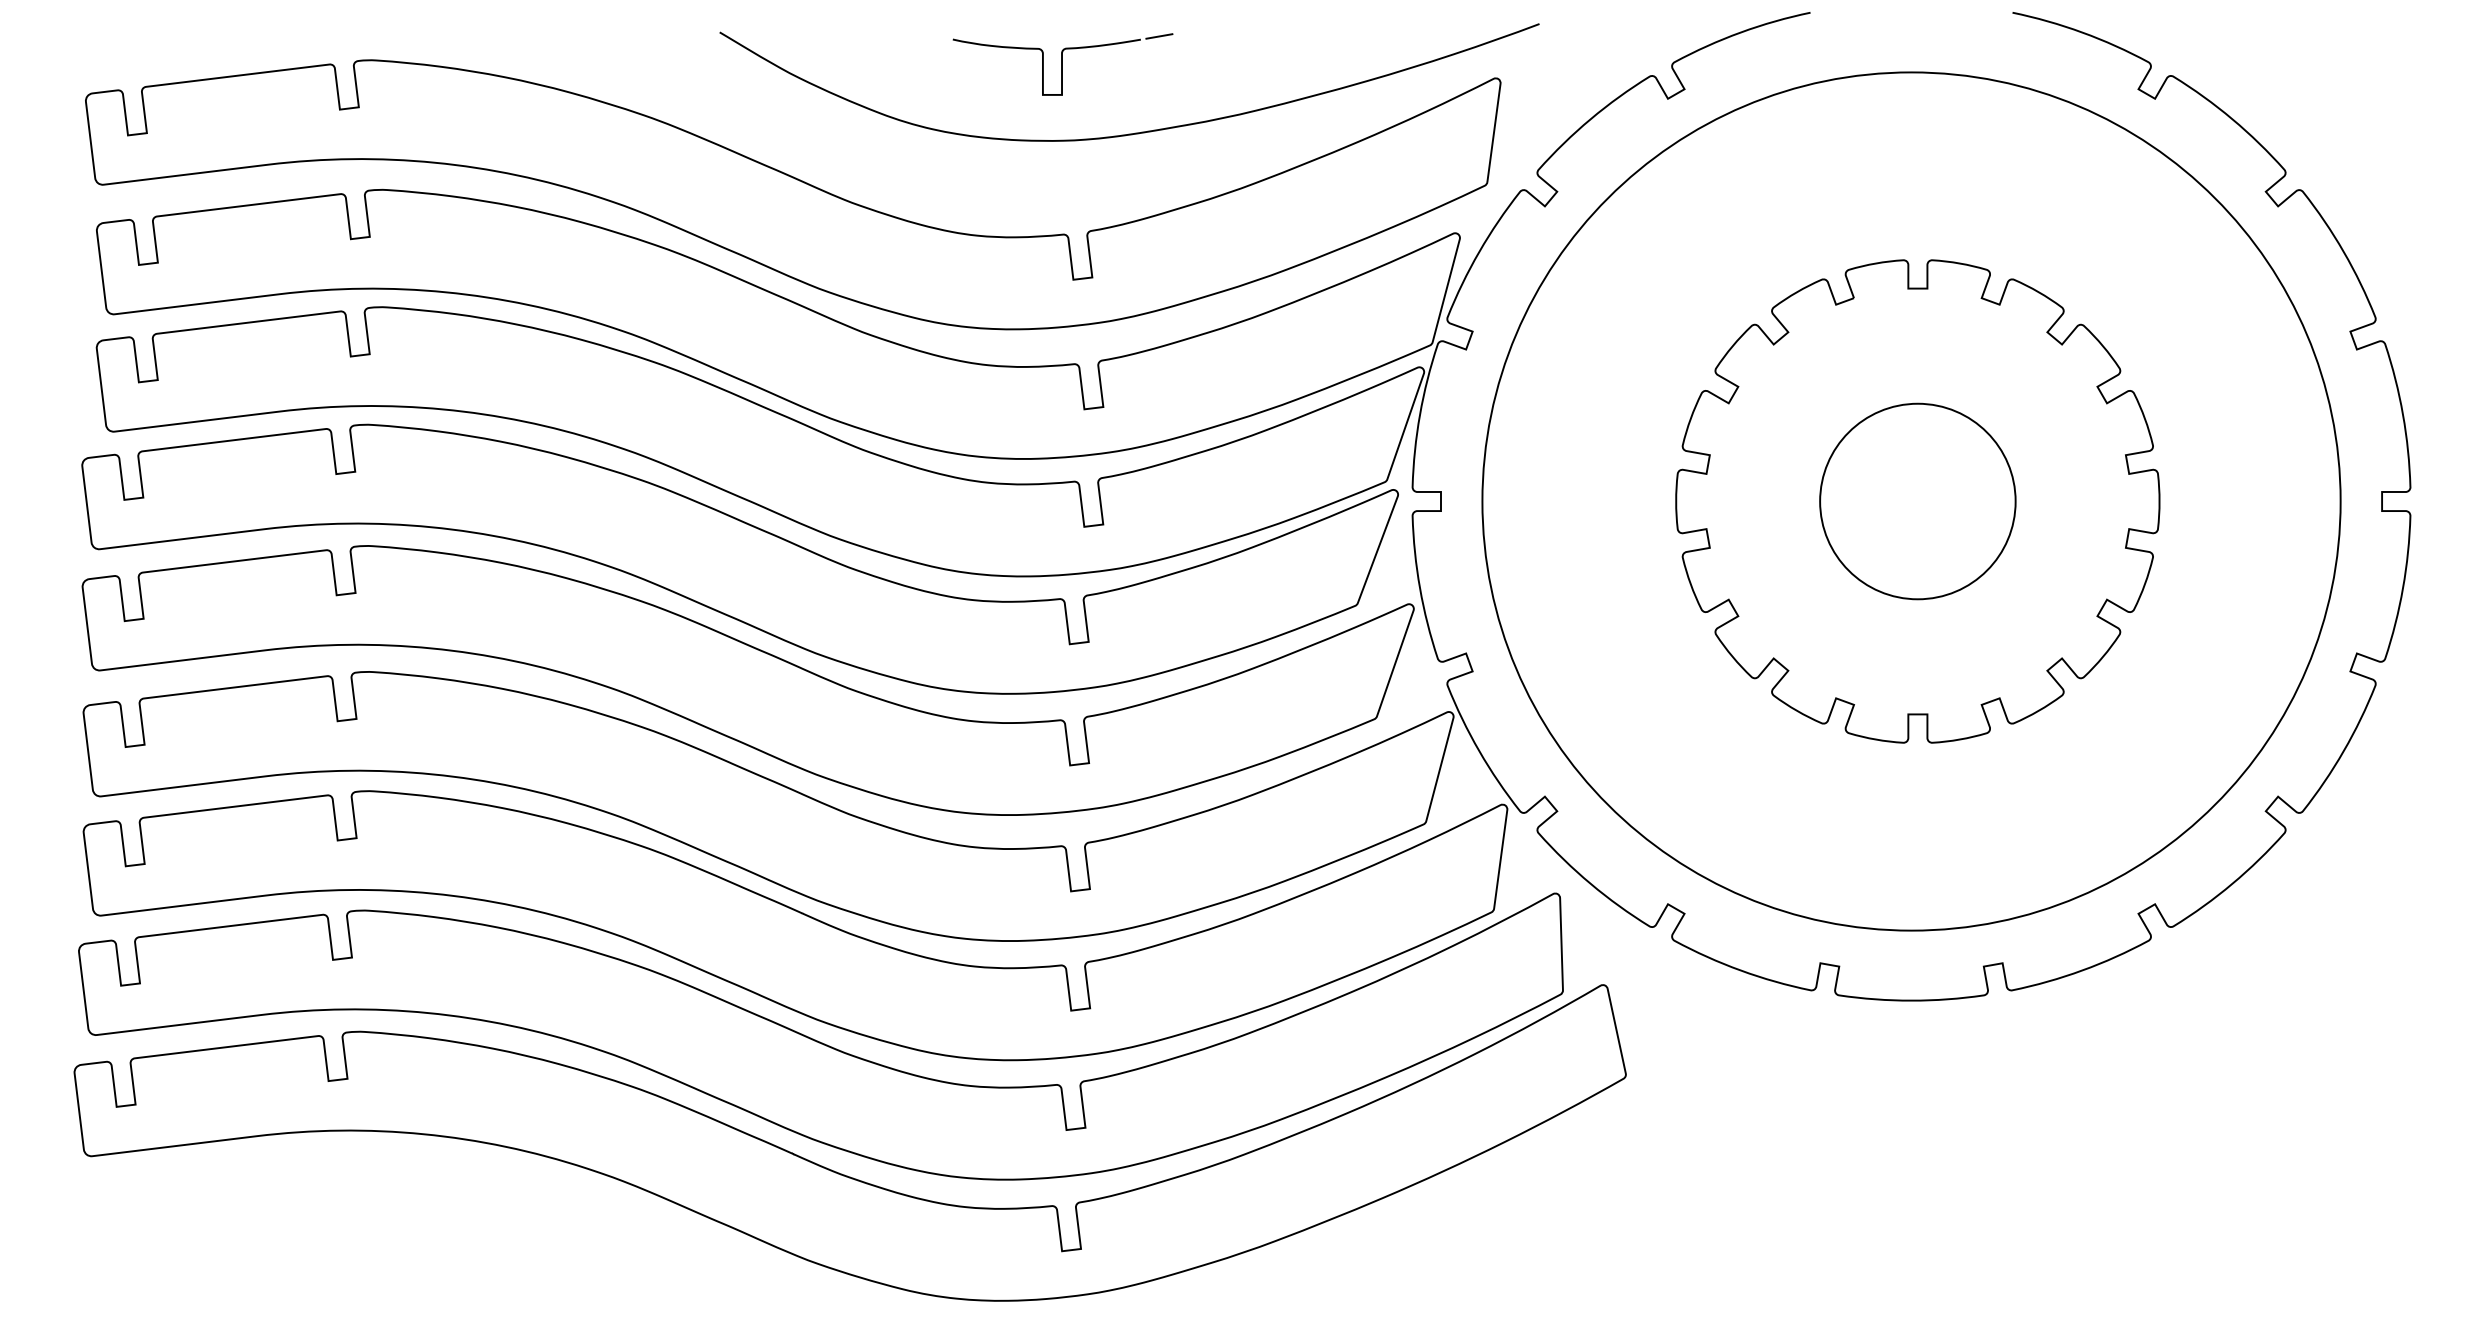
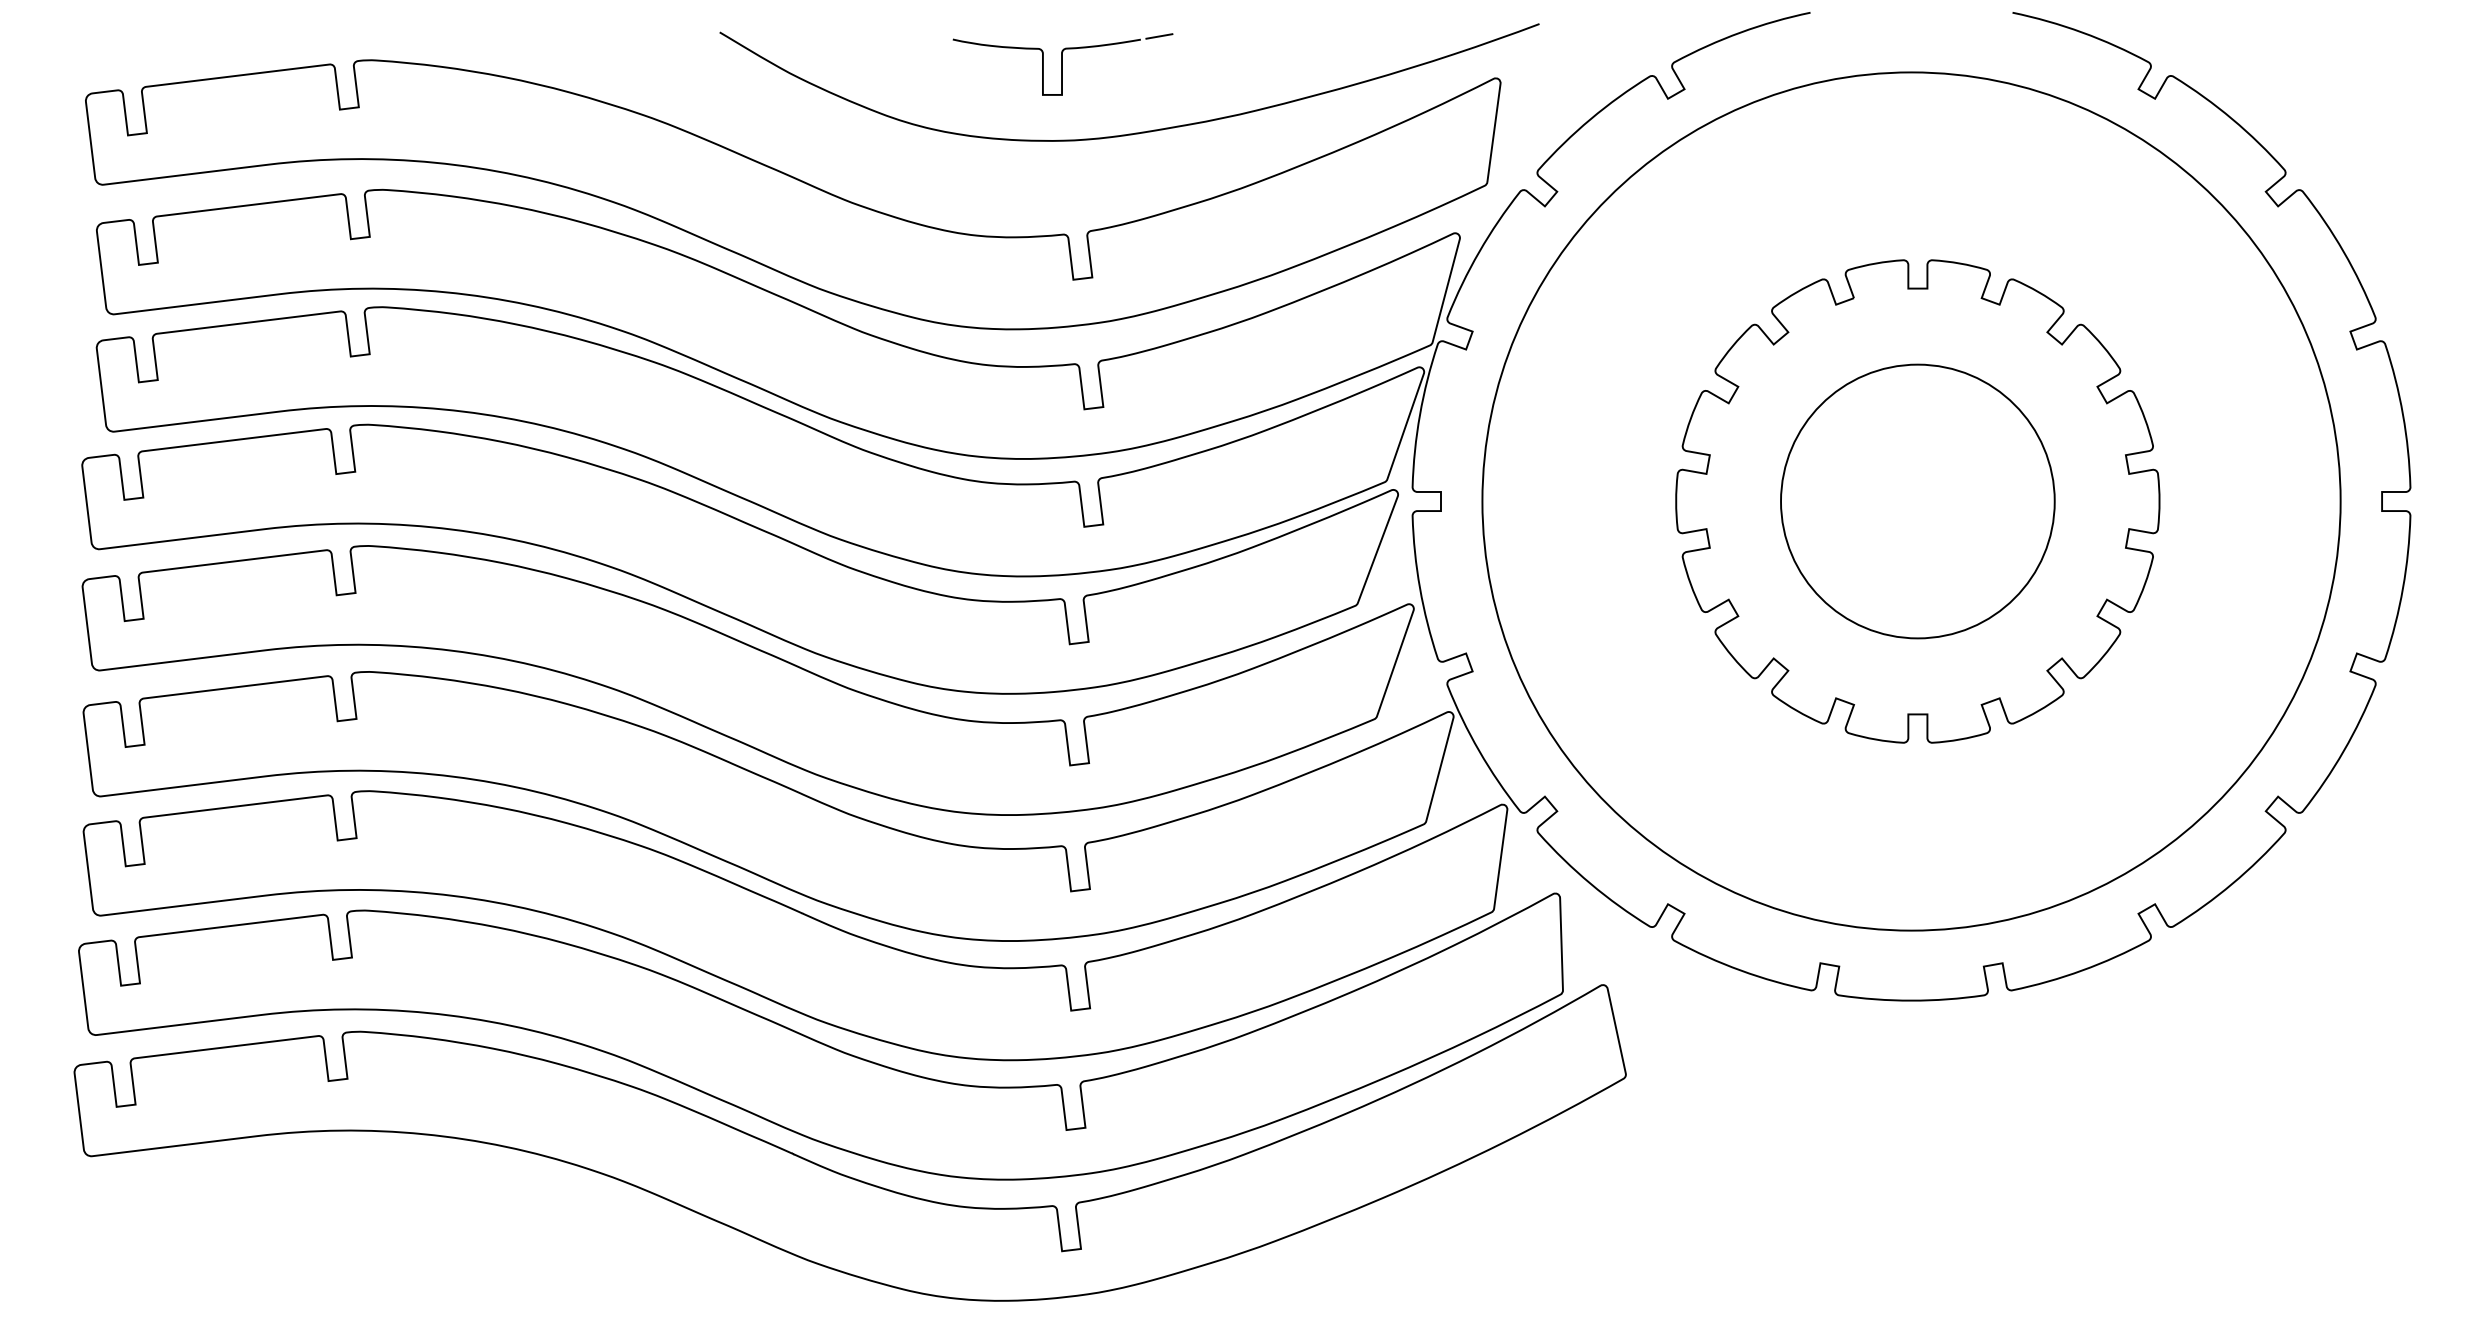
circle diameter: 196 px -> 274 px (1917, 501)
